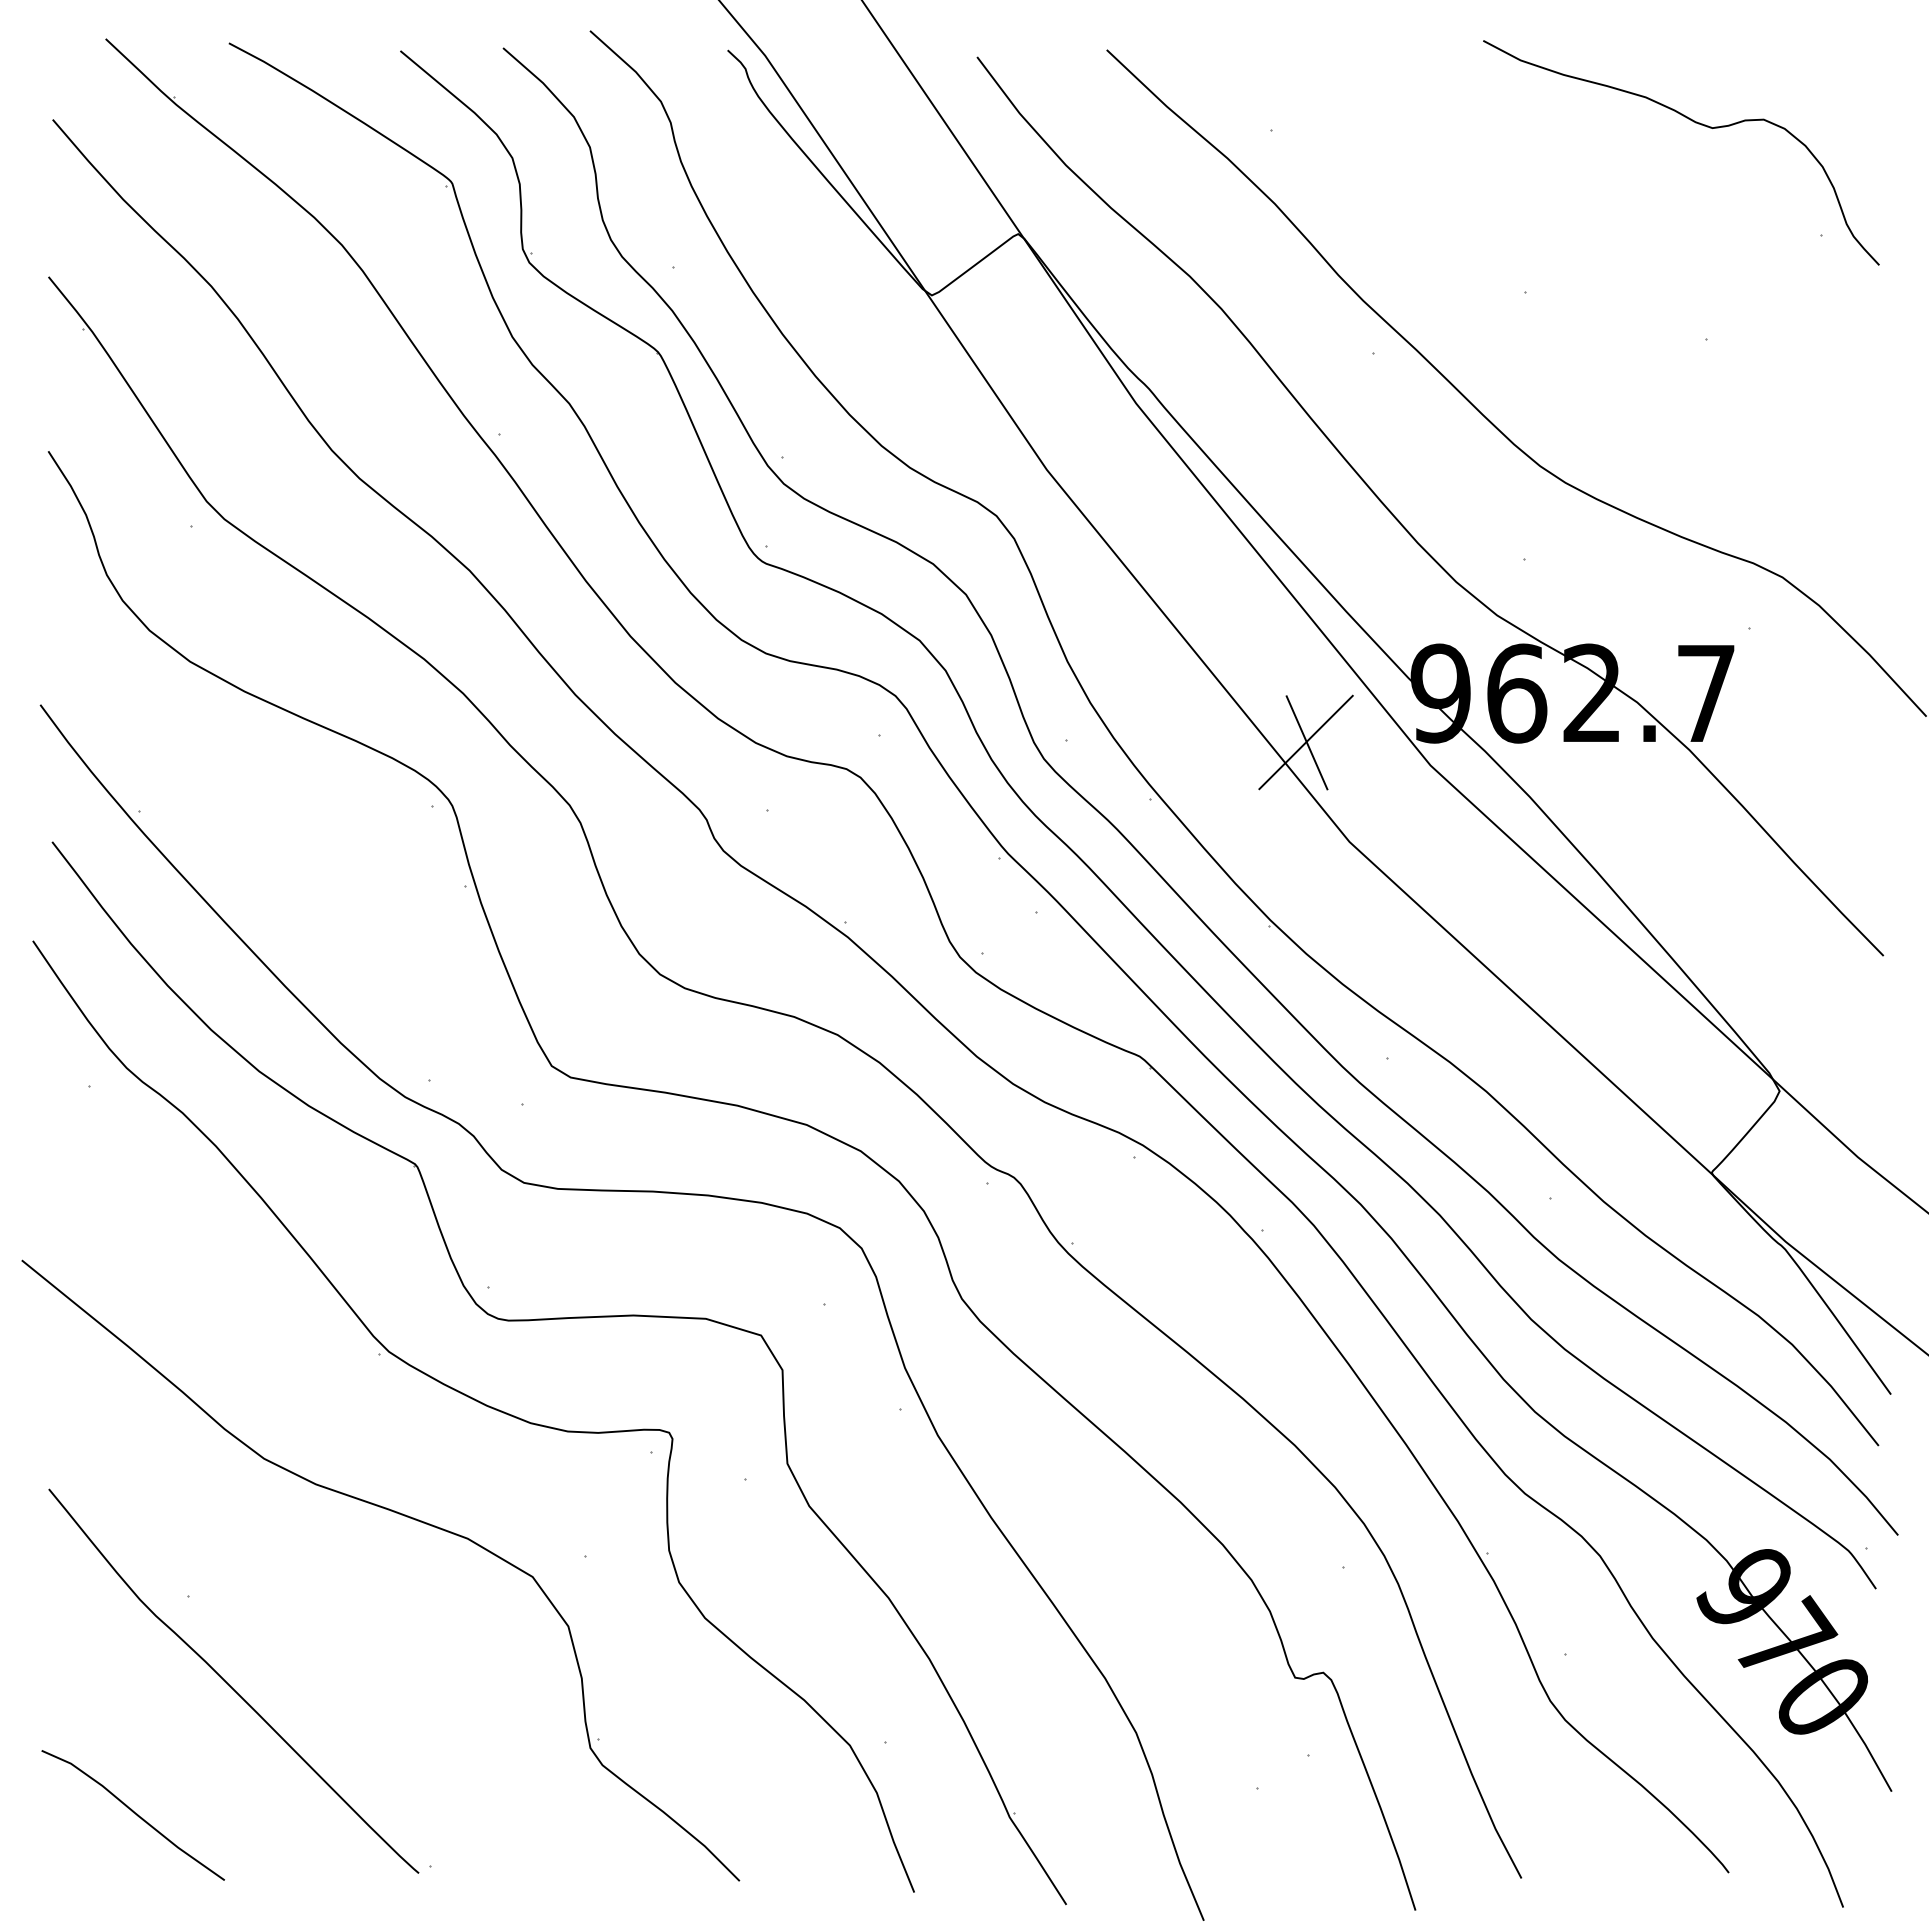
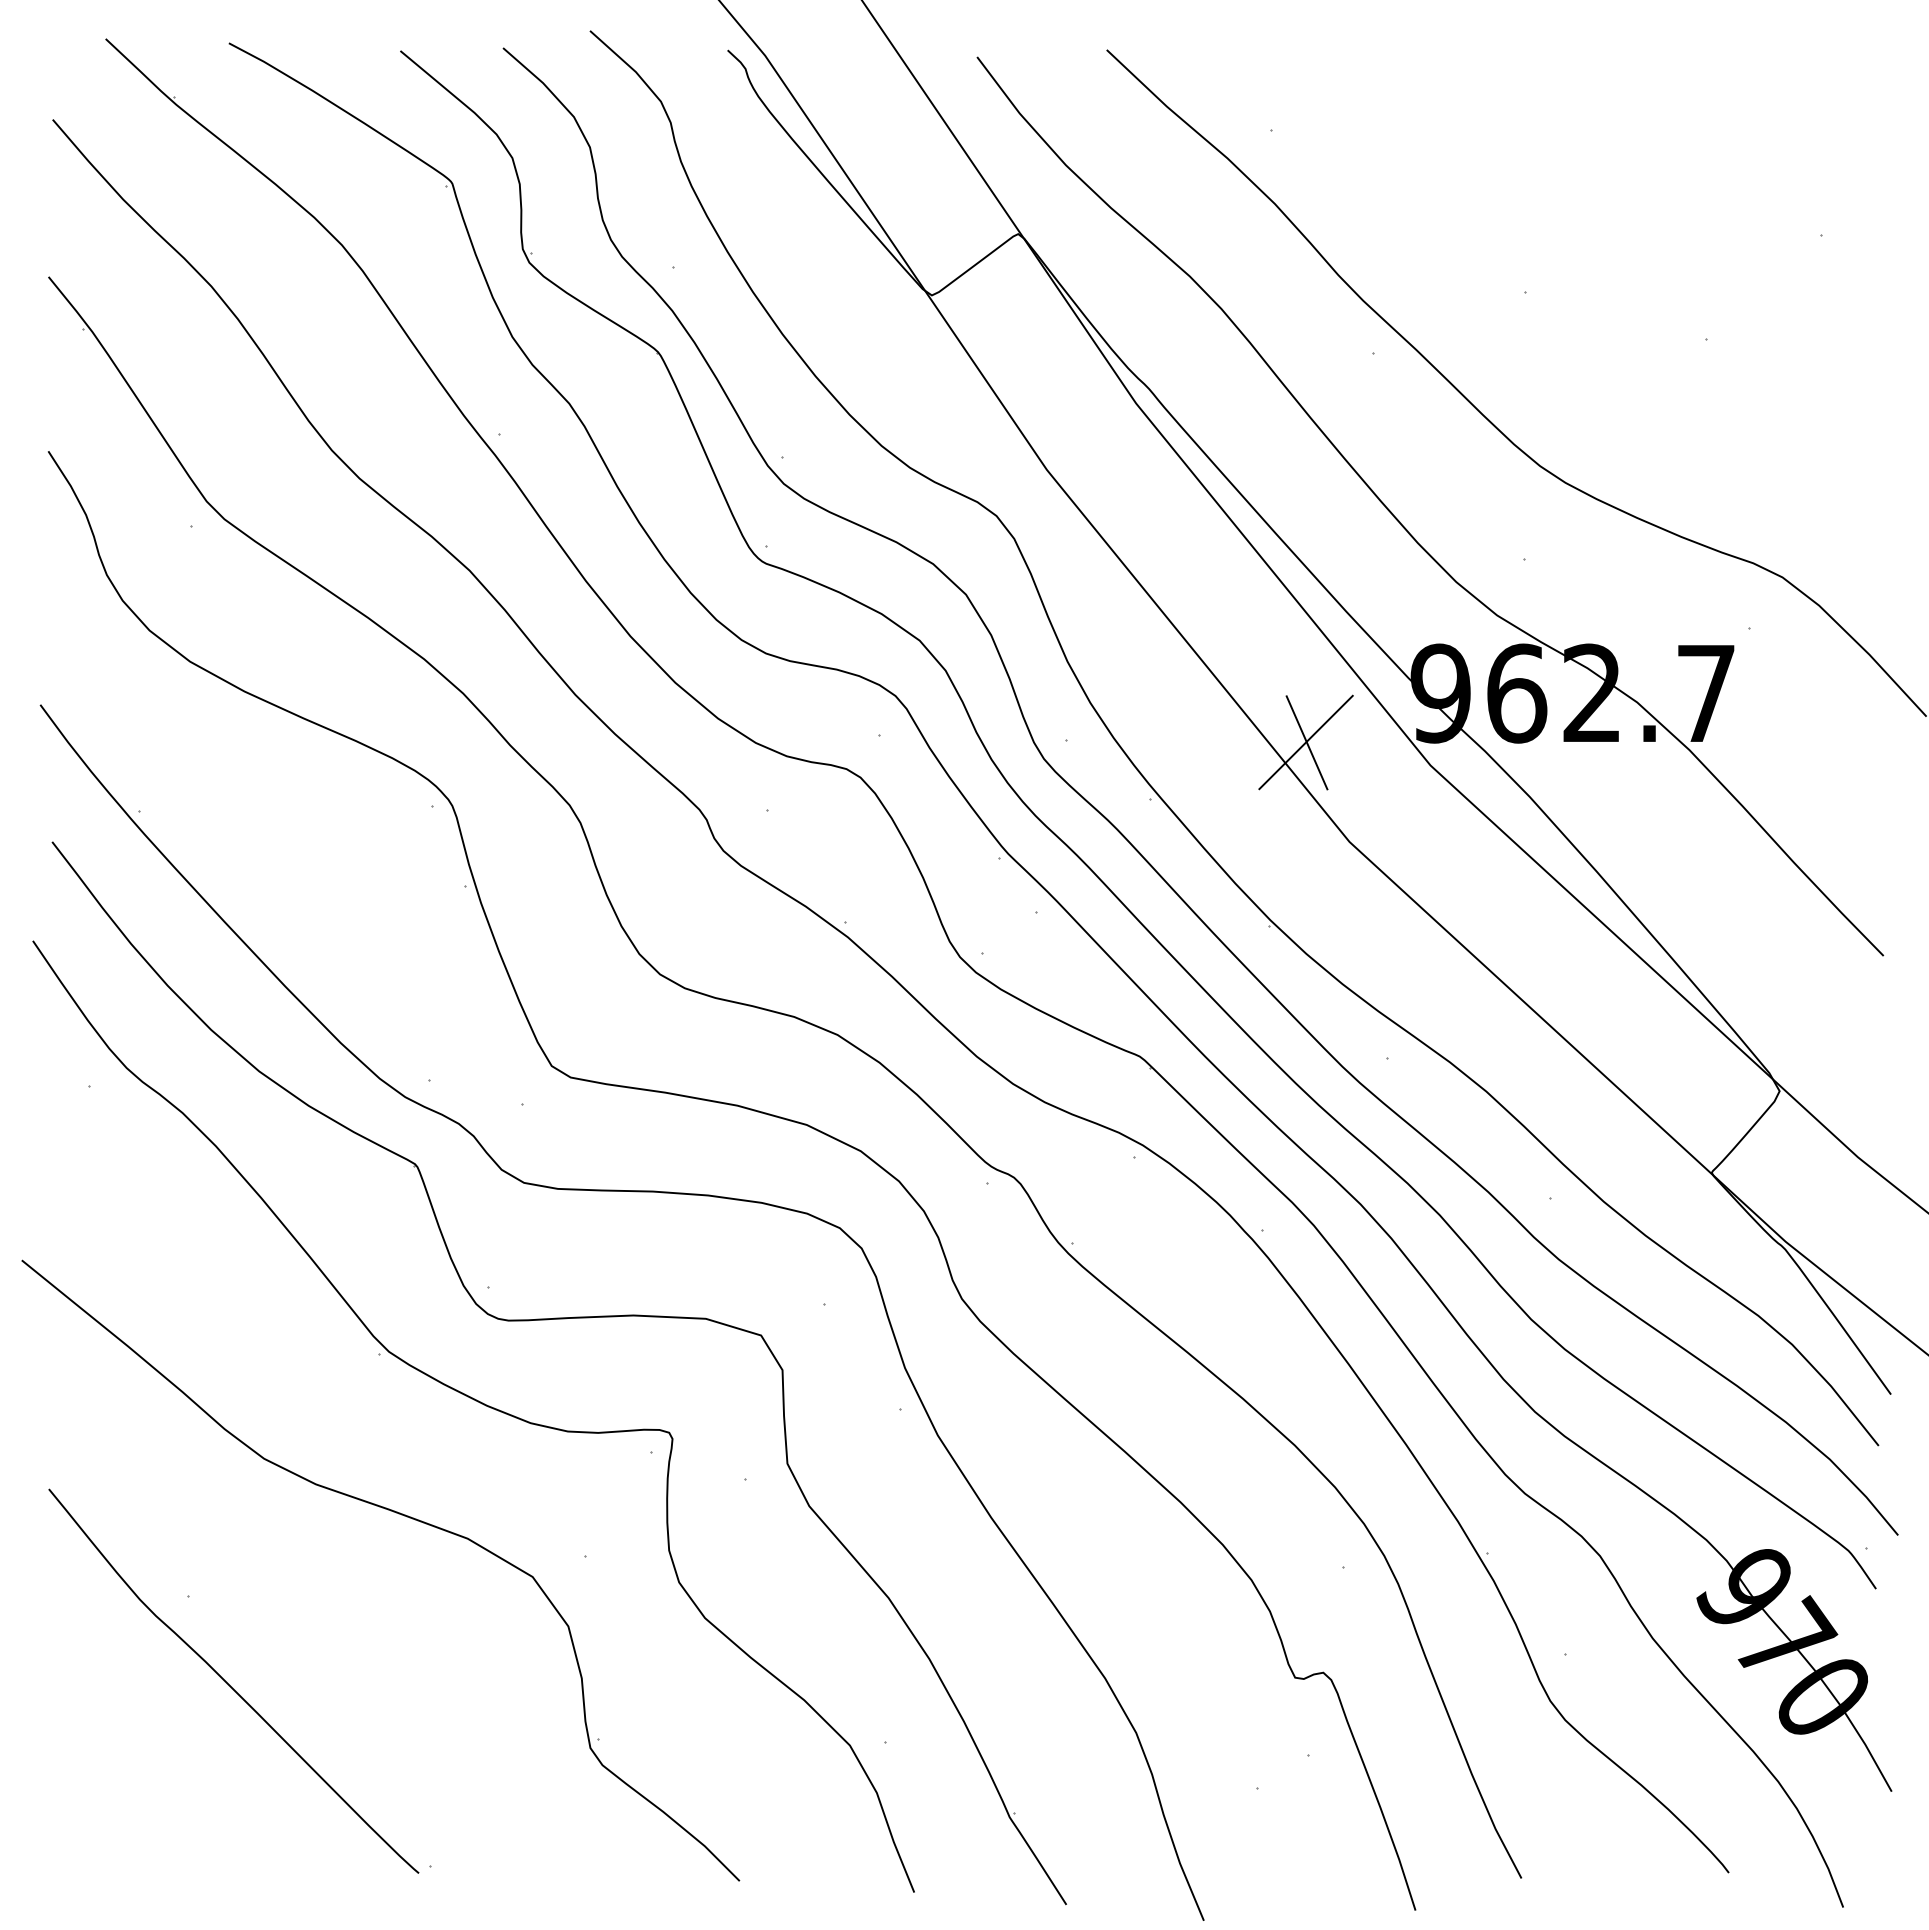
curve: present -> none (1695, 123)
curve: present -> none (133, 1813)
